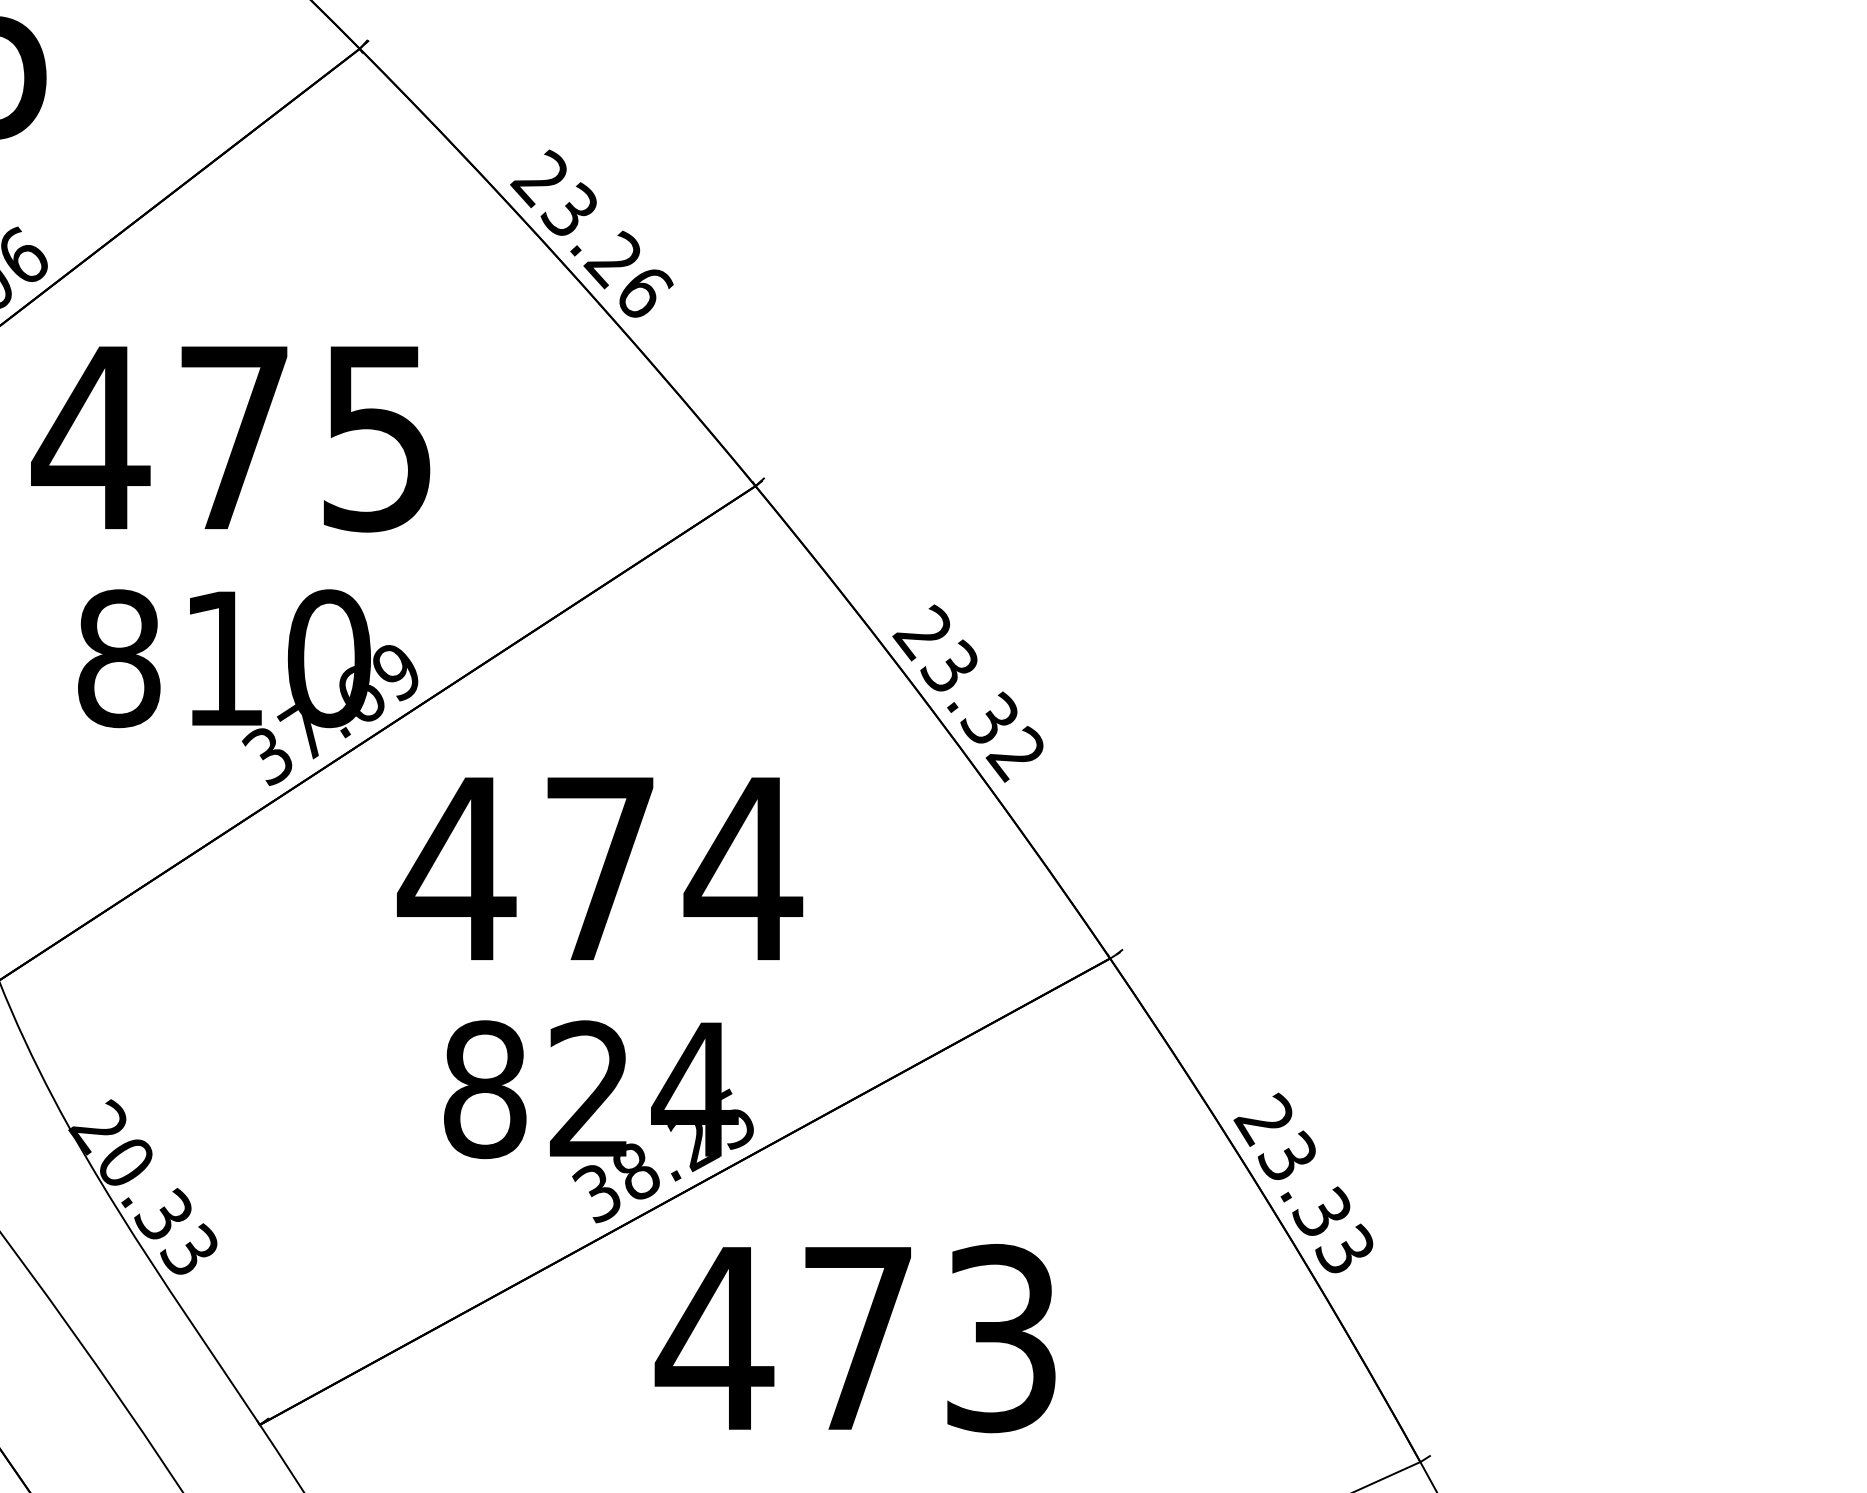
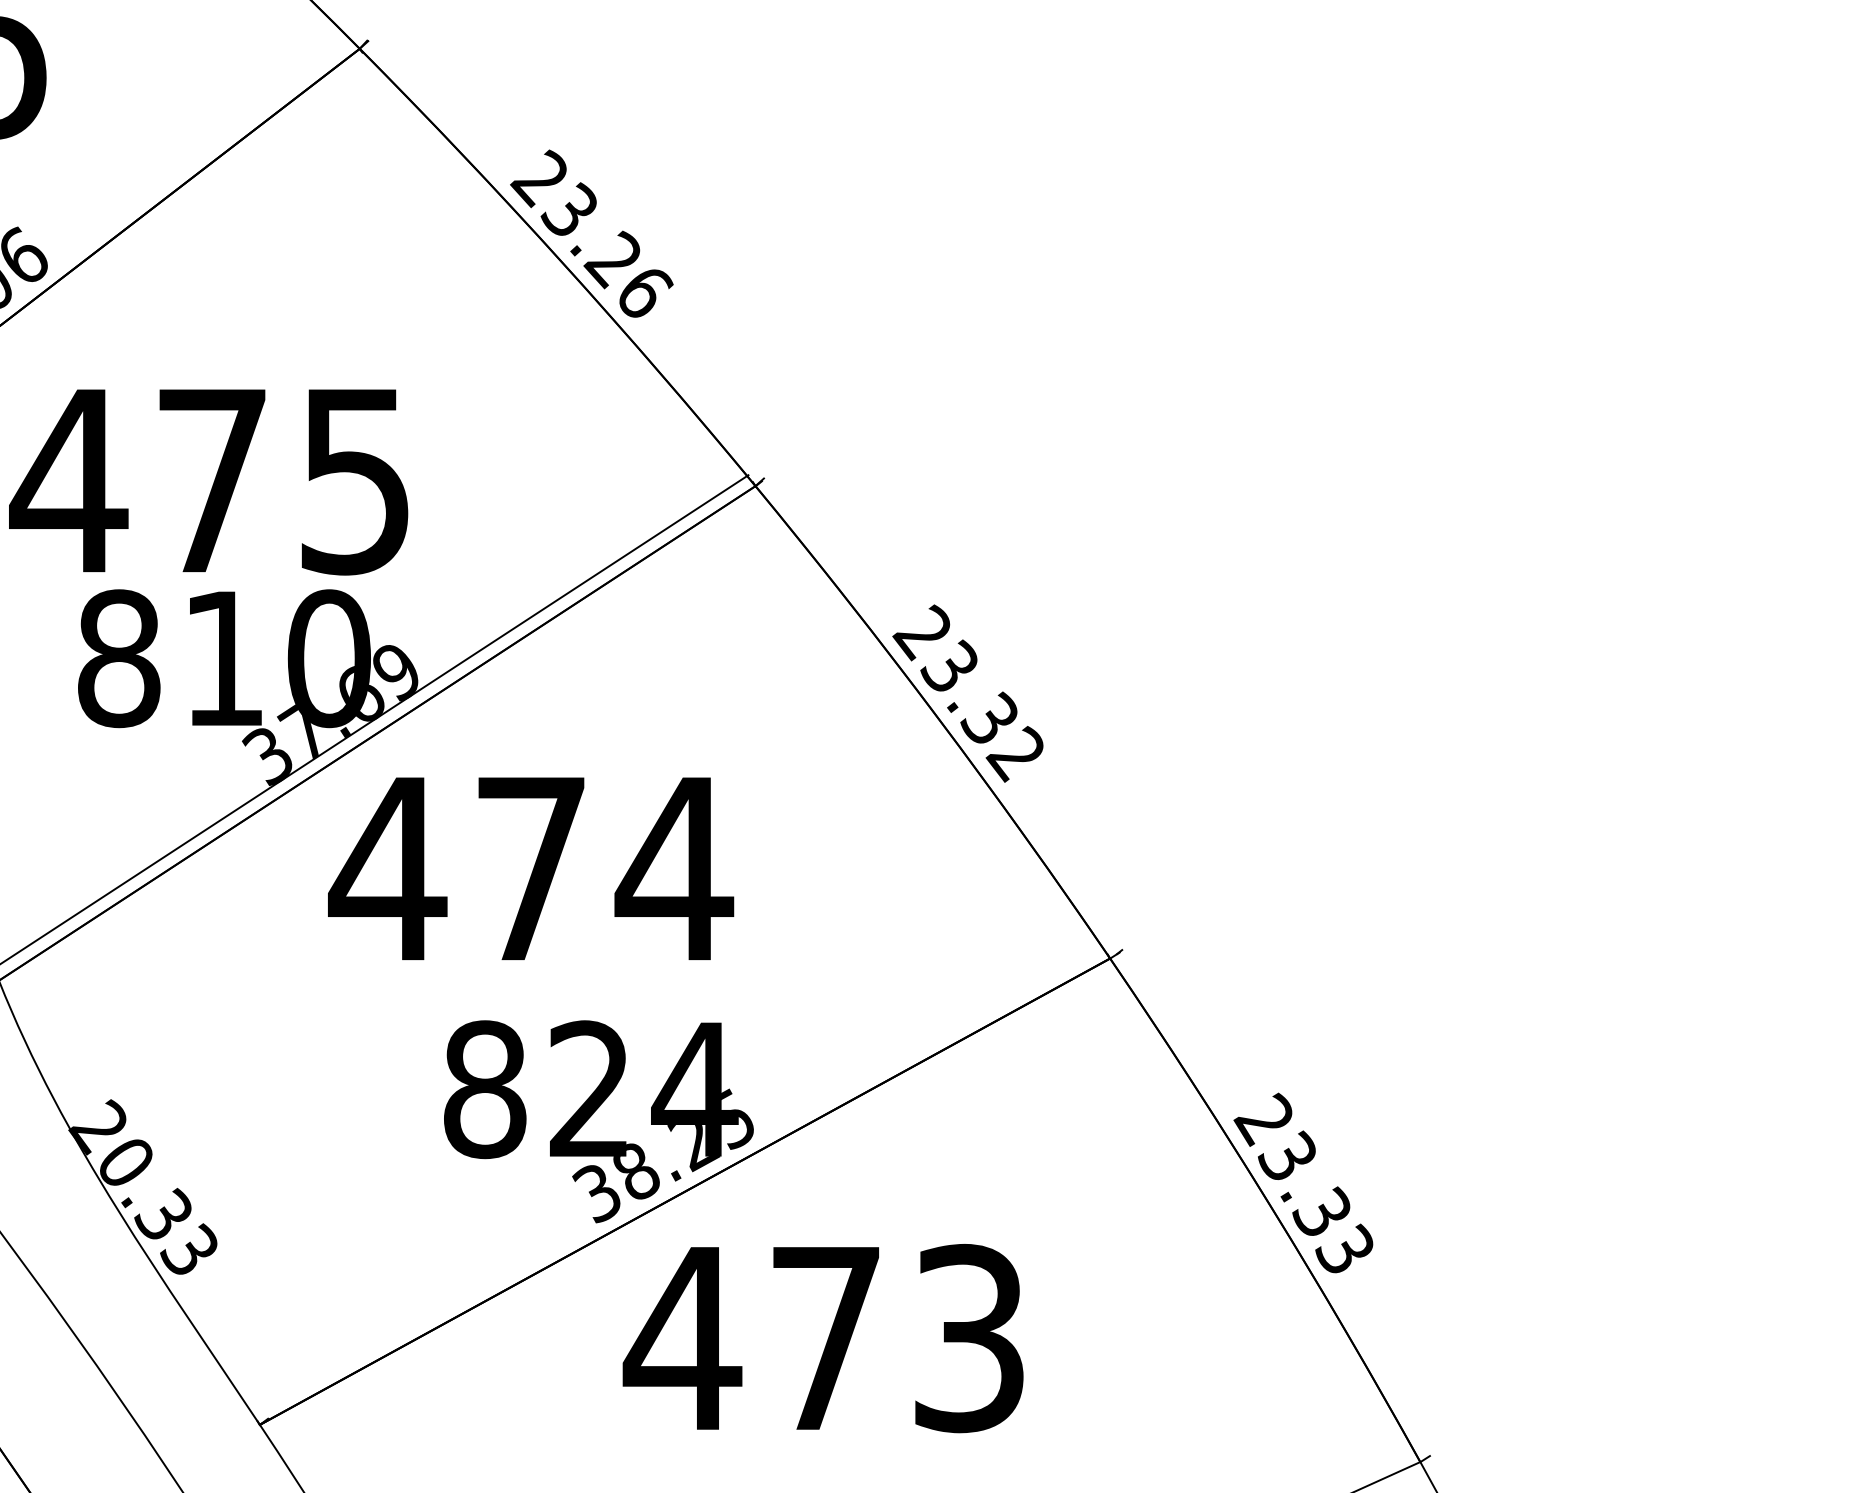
text position: (230, 439) -> (208, 482) (208, 482)
line position: (378, 732) -> (375, 719) (375, 719)
text position: (600, 868) -> (531, 868) (531, 868)
text position: (854, 1338) -> (822, 1338) (822, 1338)
